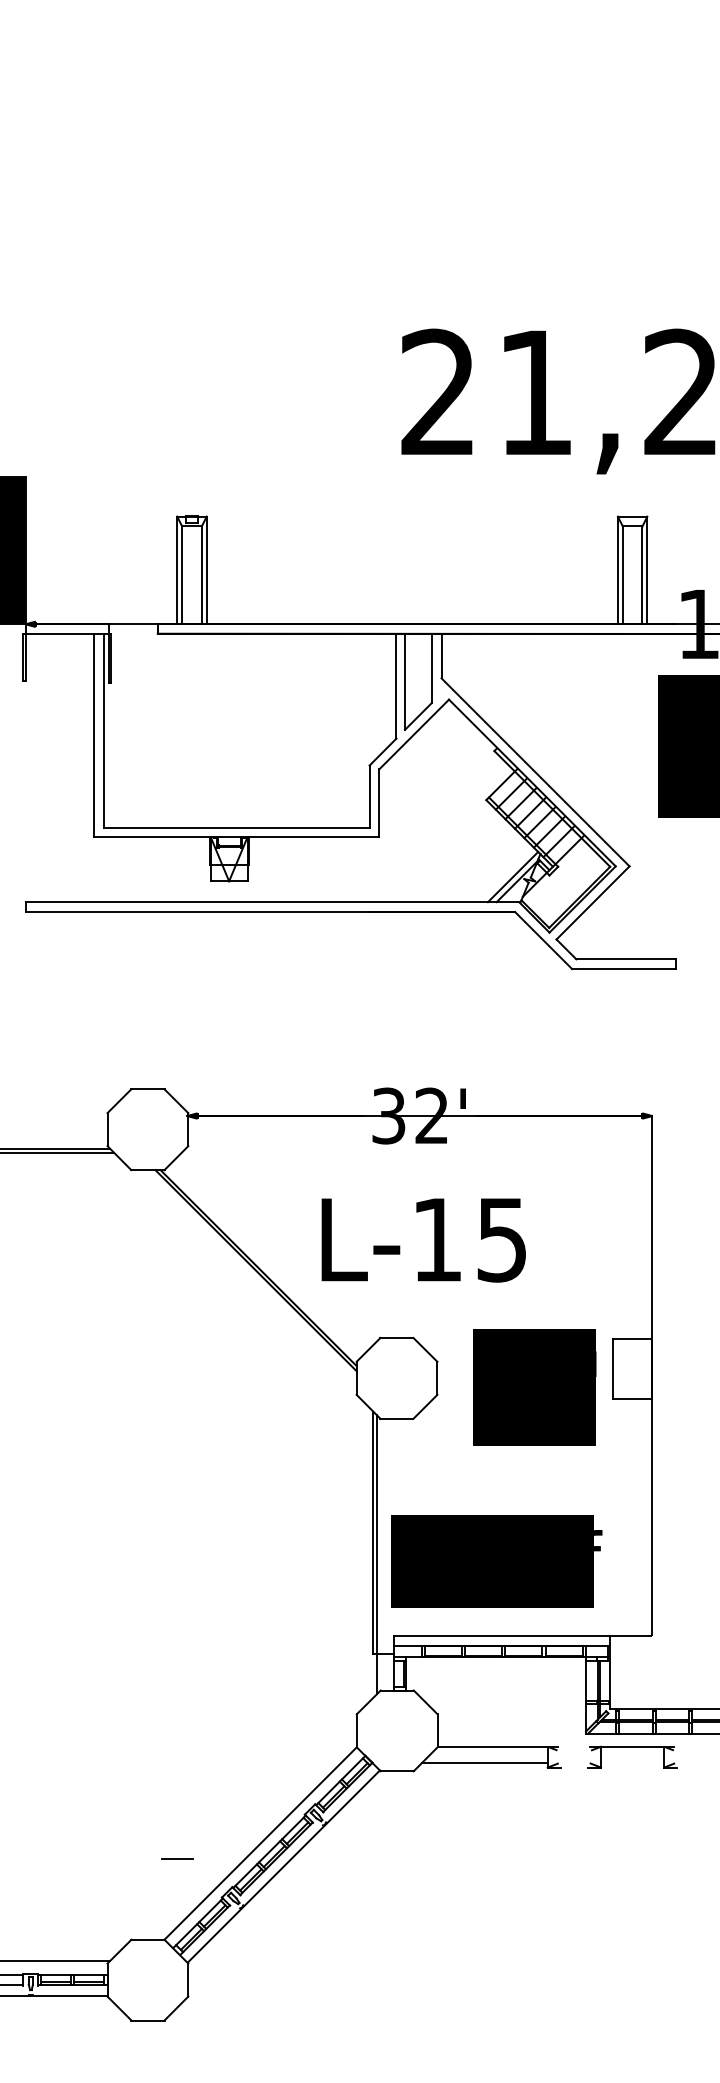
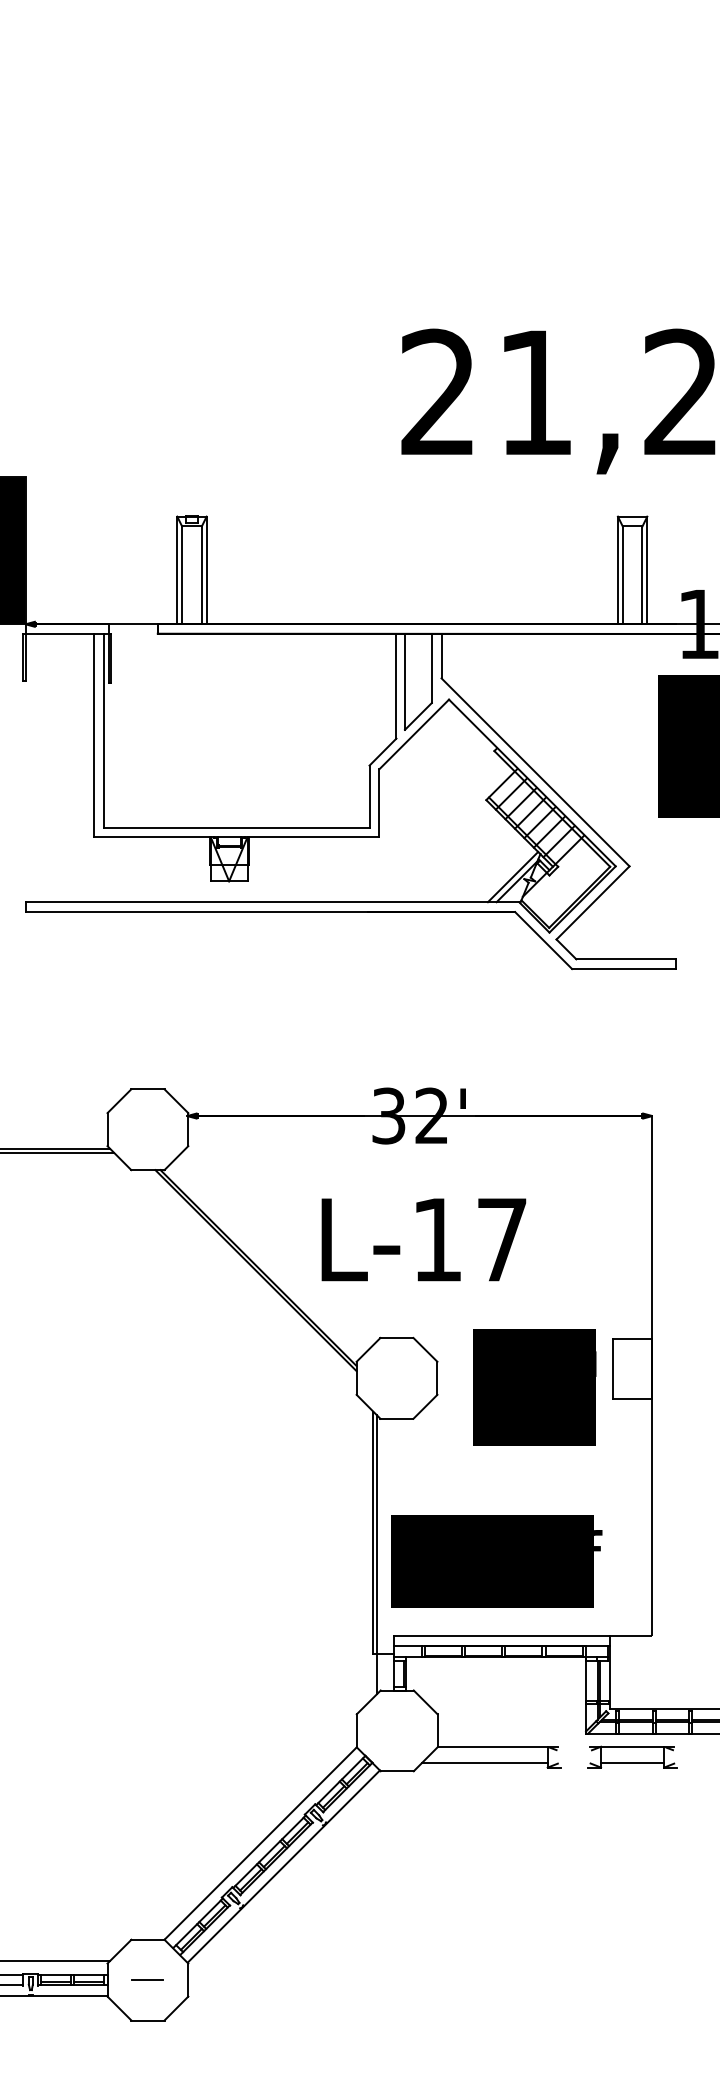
text: L-15 -> L-17 (501, 1240)
line: none -> present (632, 1762)
line position: (177, 1858) -> (147, 1979) (147, 1979)
